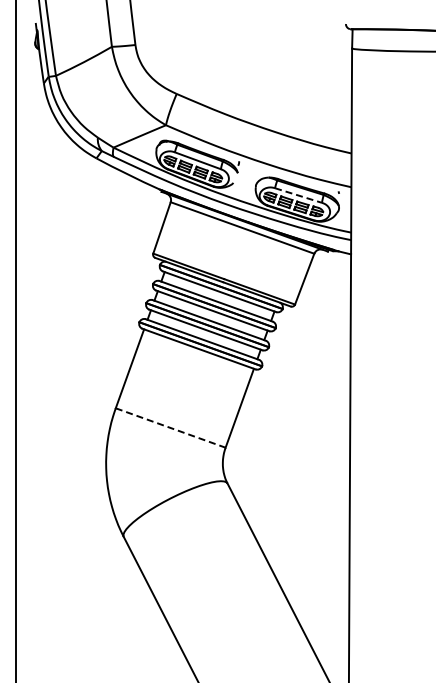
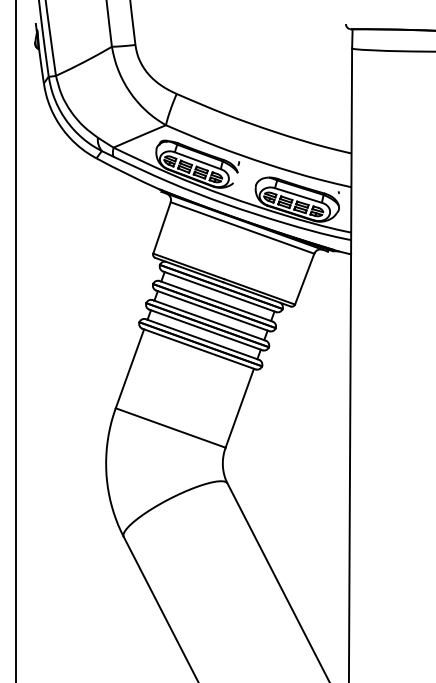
line: dashed -> solid (298, 195)
line: dashed -> solid (171, 428)
